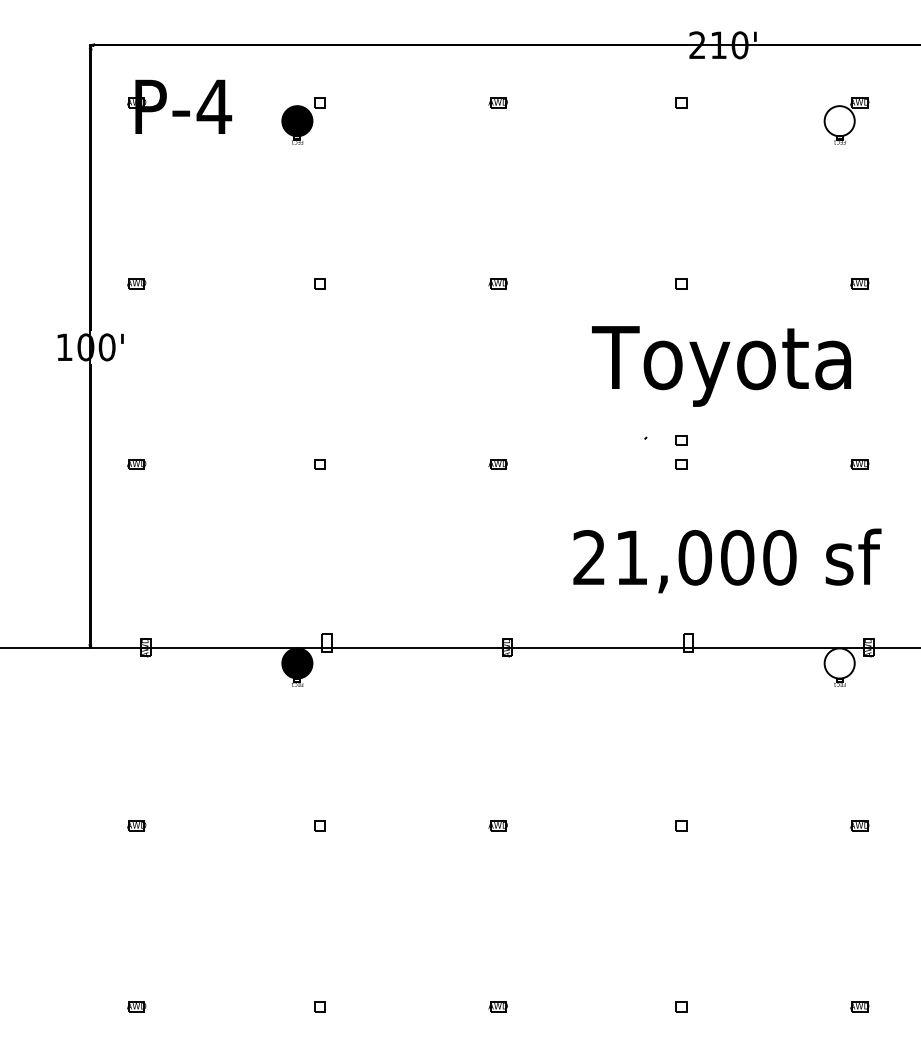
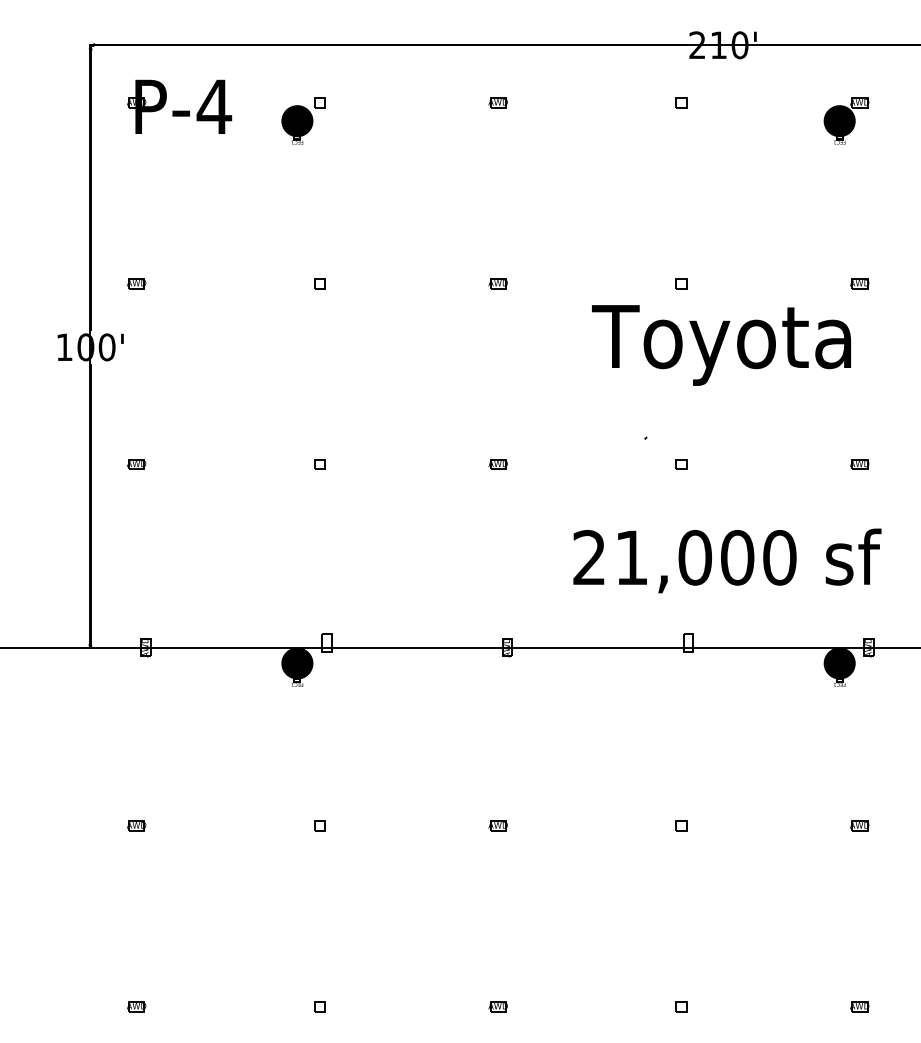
fill: none -> present (839, 121)
text position: (721, 366) -> (721, 345) (721, 345)
part: present -> none (681, 440)
fill: none -> present (839, 663)
